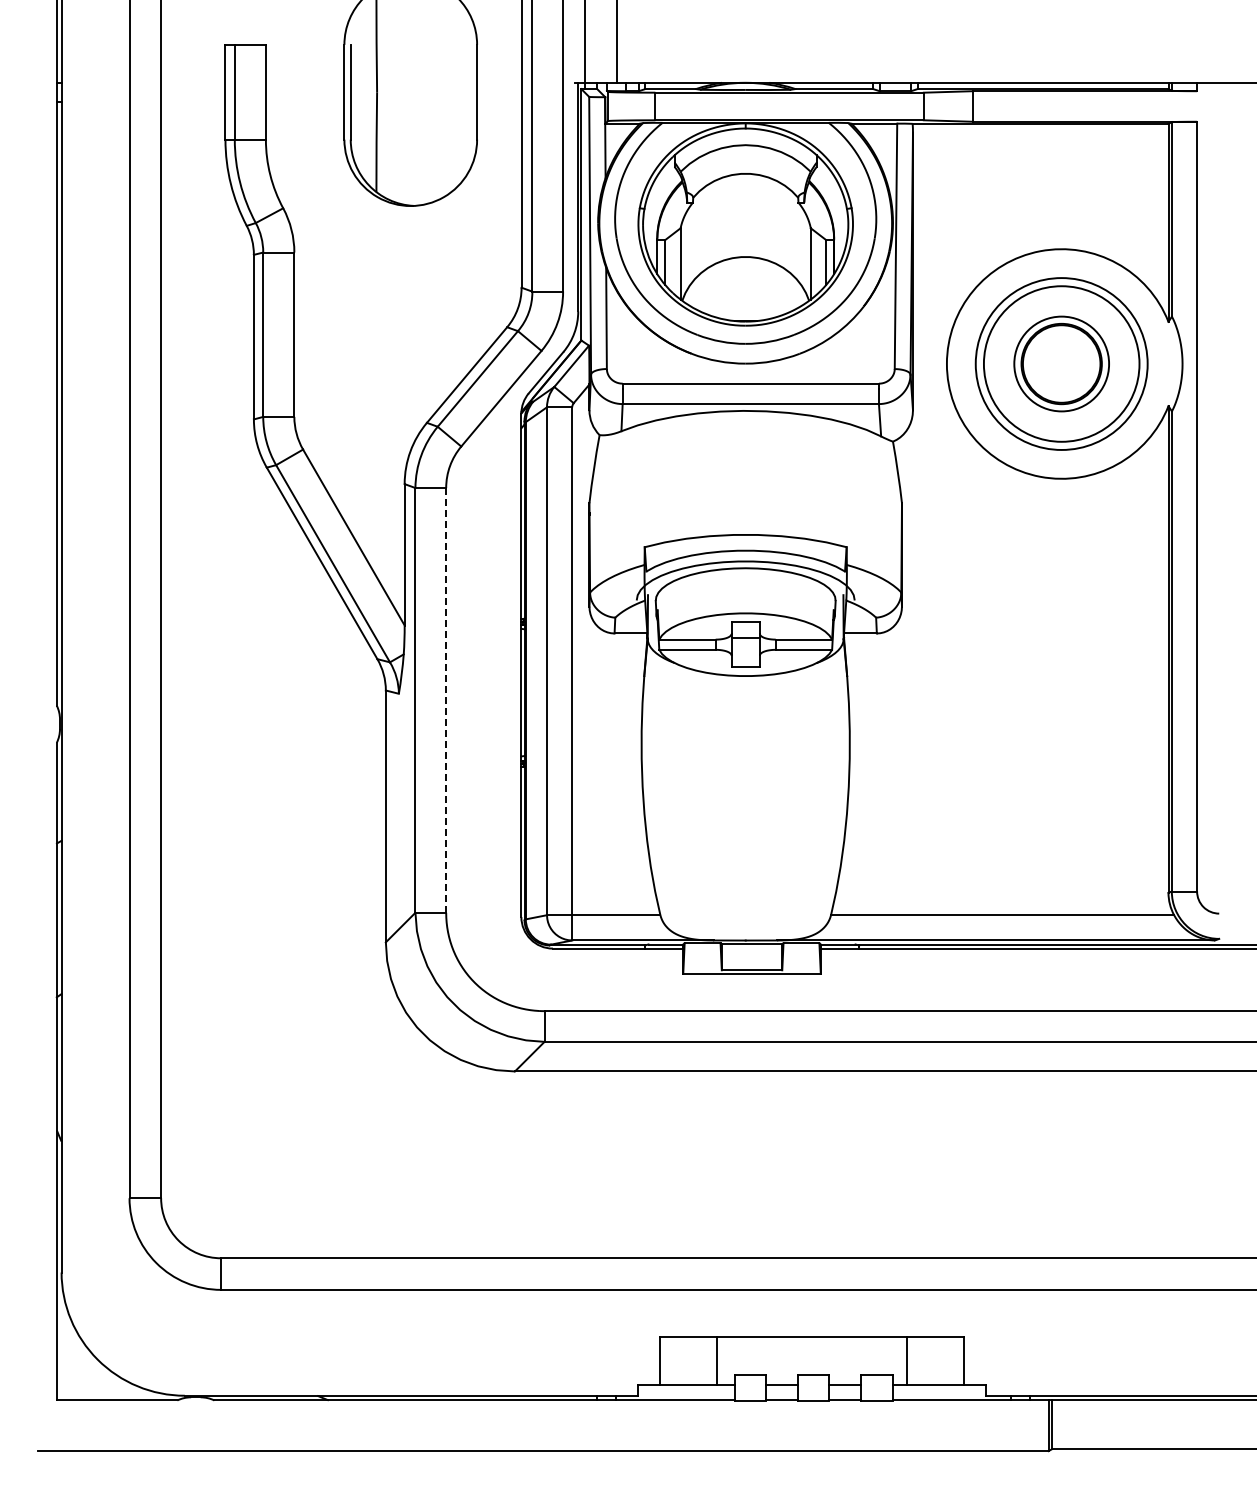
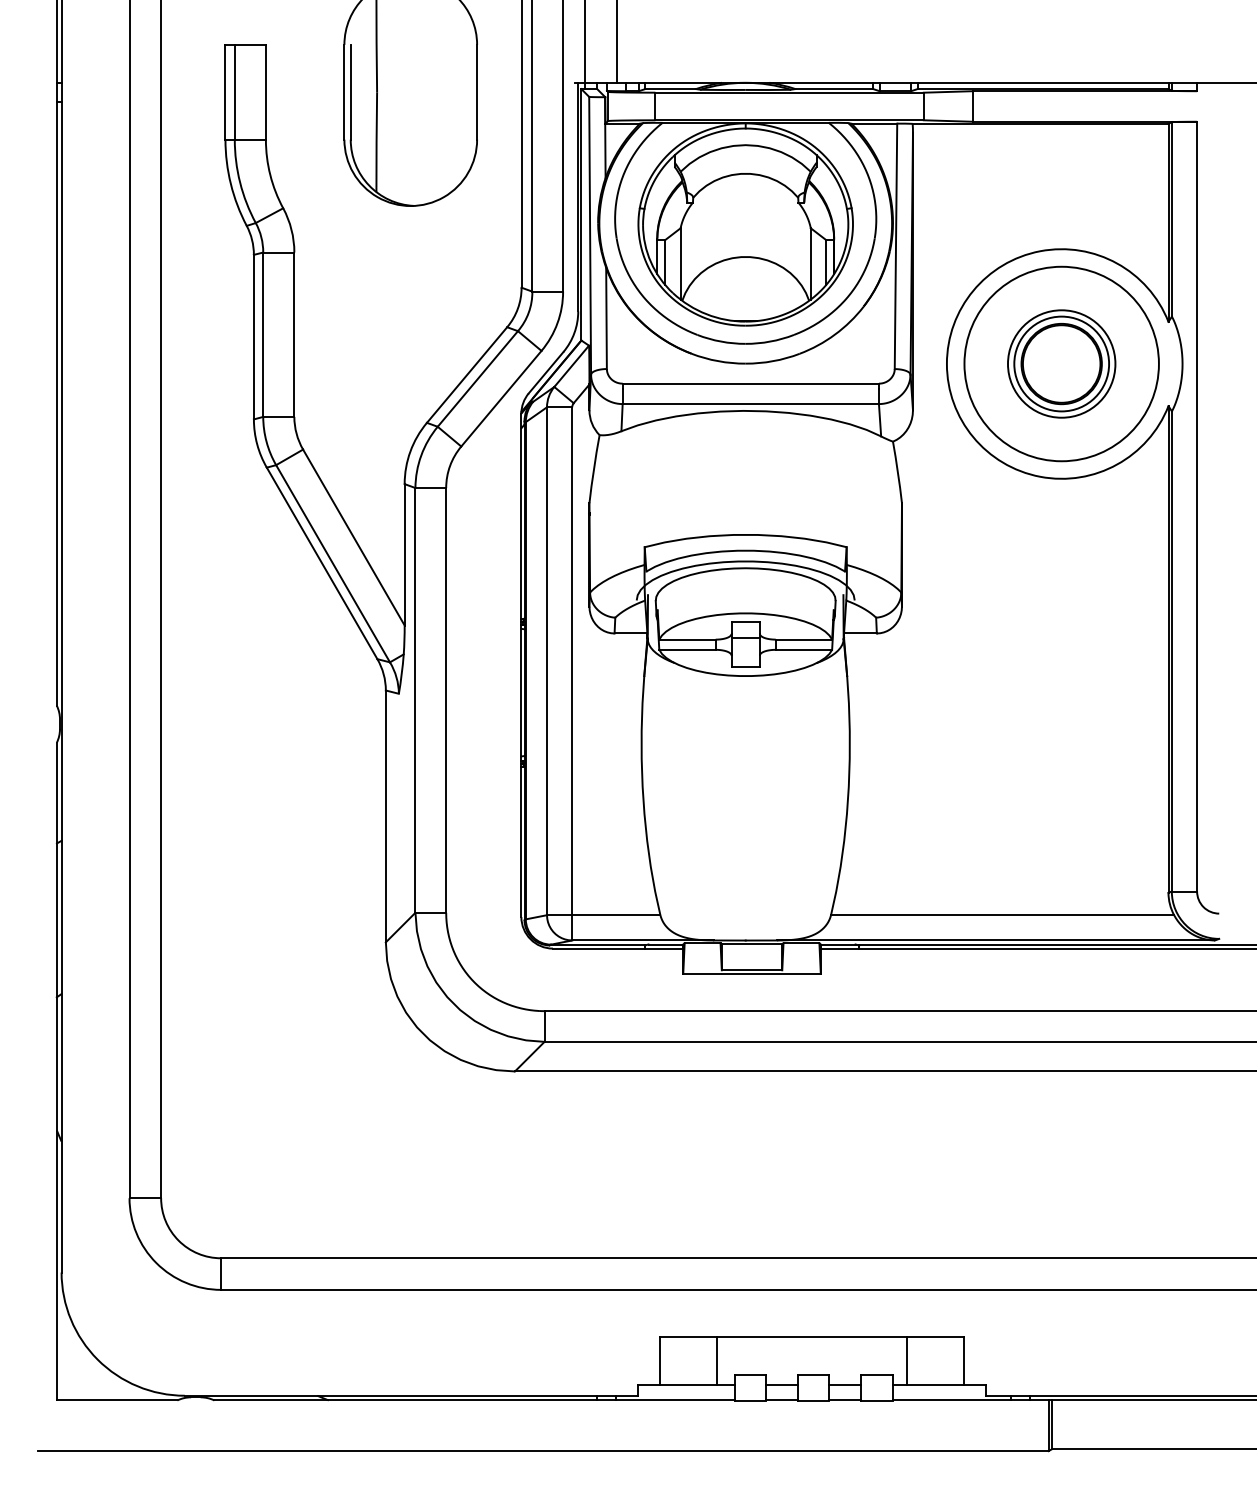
circle diameter: 156 px -> 194 px (1061, 363)
circle diameter: 172 px -> 107 px (1061, 363)
line: dashed -> solid (446, 700)
